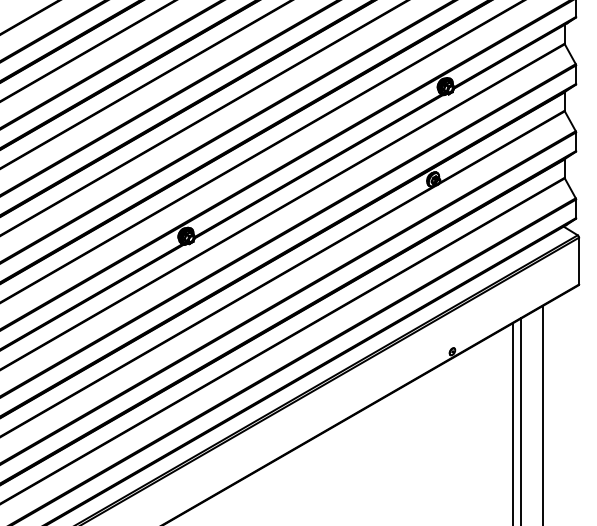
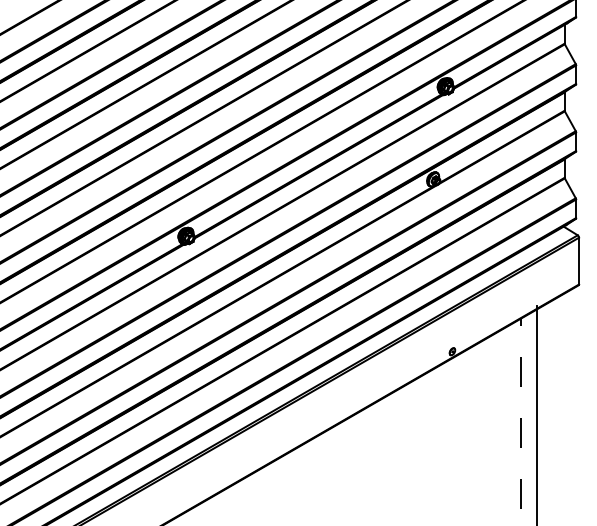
line position: (543, 413) -> (537, 413) (537, 413)
line: solid -> dashed (521, 421)
line: present -> none (513, 422)
